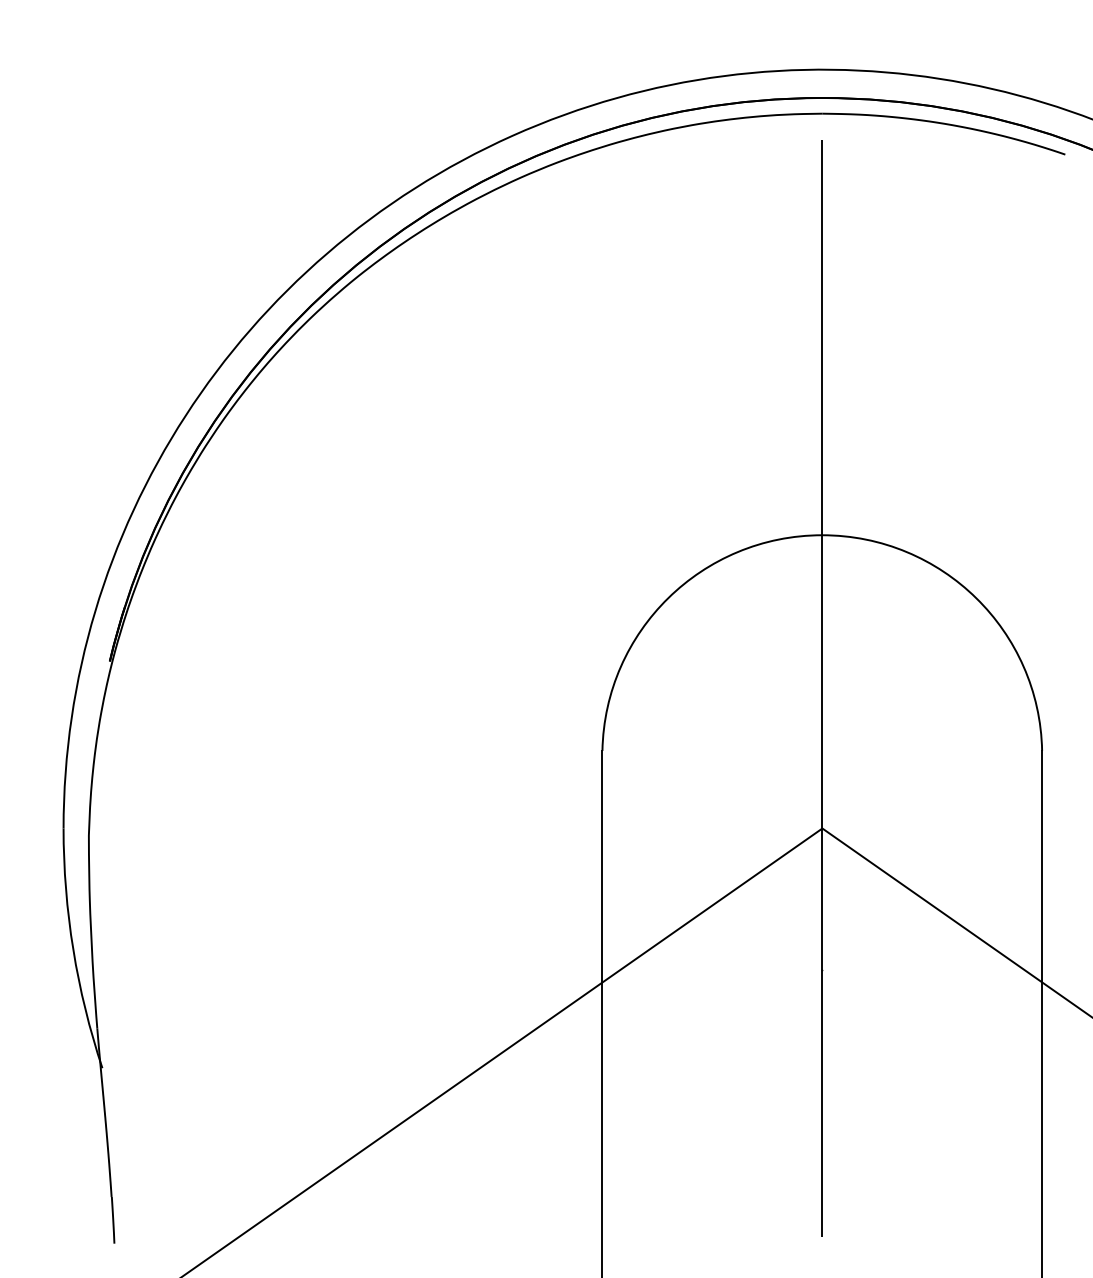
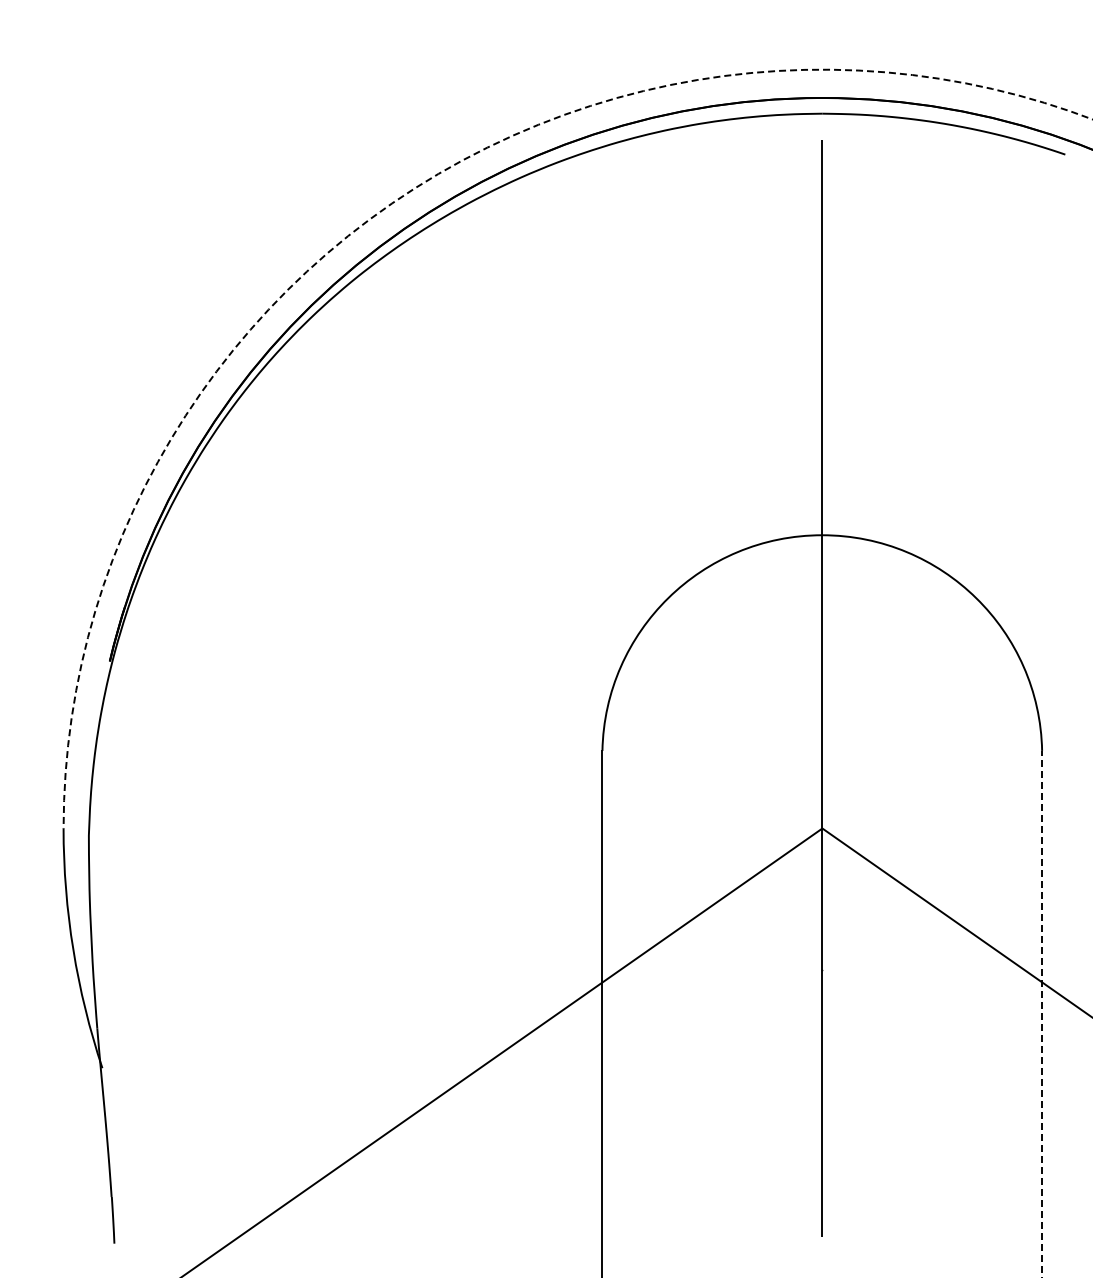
arc: solid -> dashed (391, 204)
line: solid -> dashed (1042, 1013)
